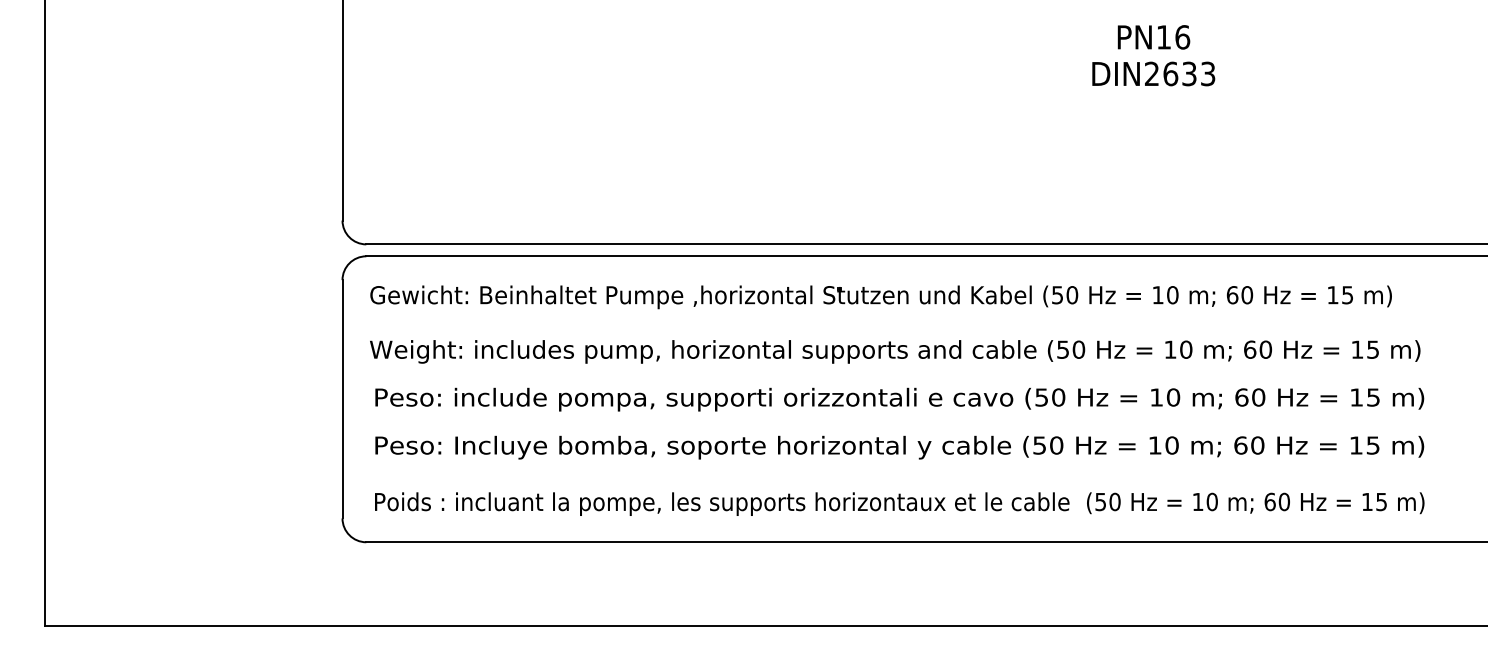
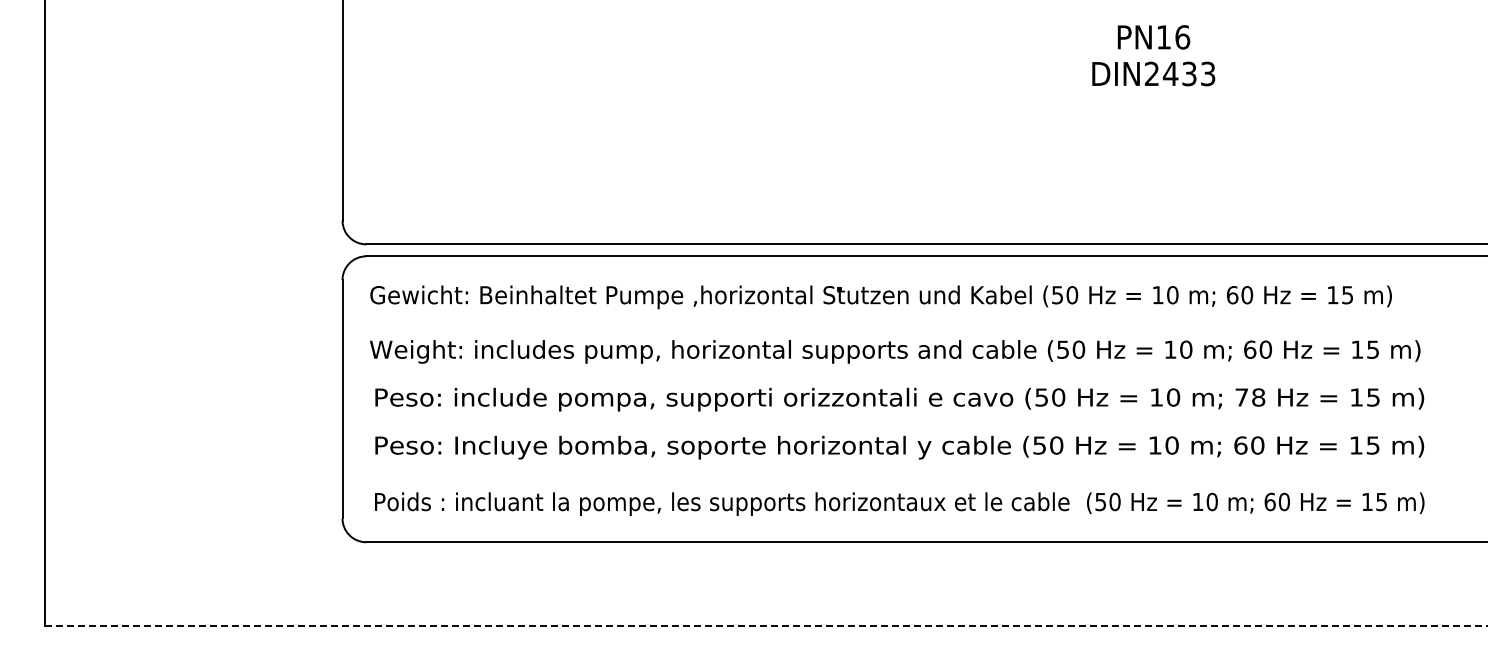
text: DIN2633 -> DIN2433 (1170, 73)
text: 60 -> 78 (1250, 397)
line: solid -> dashed (766, 625)
